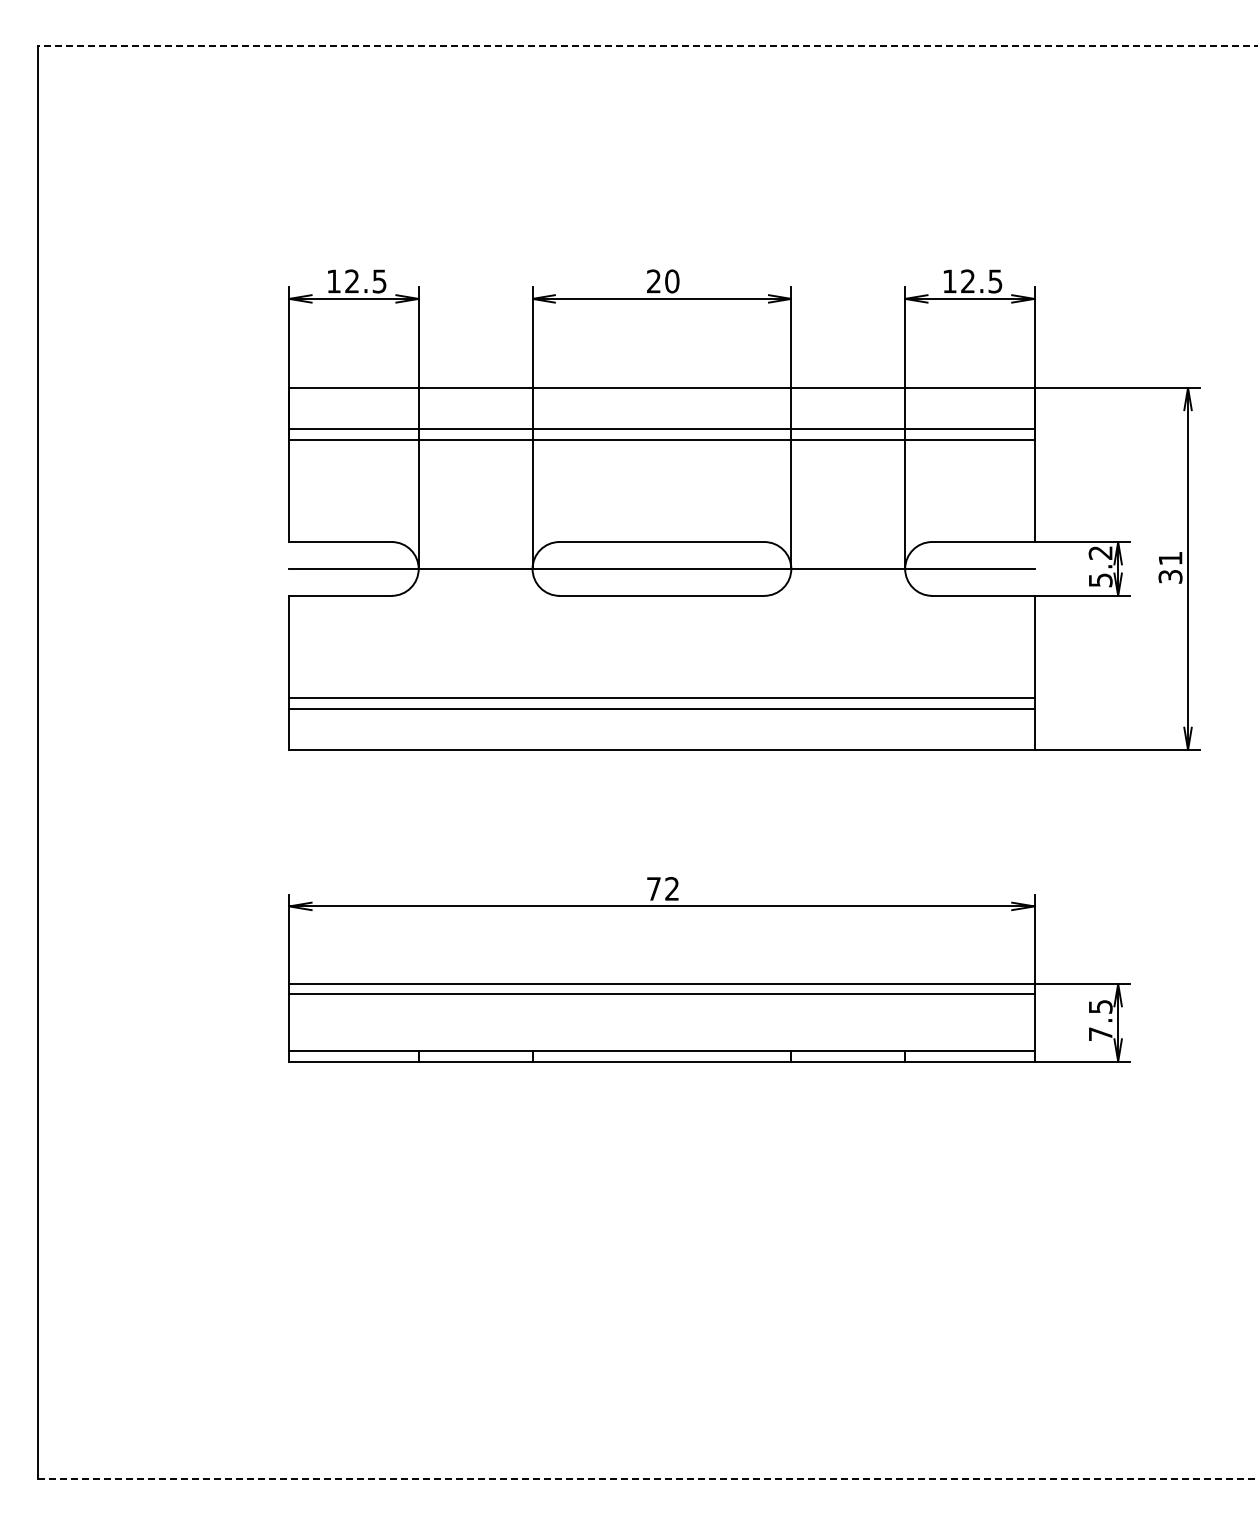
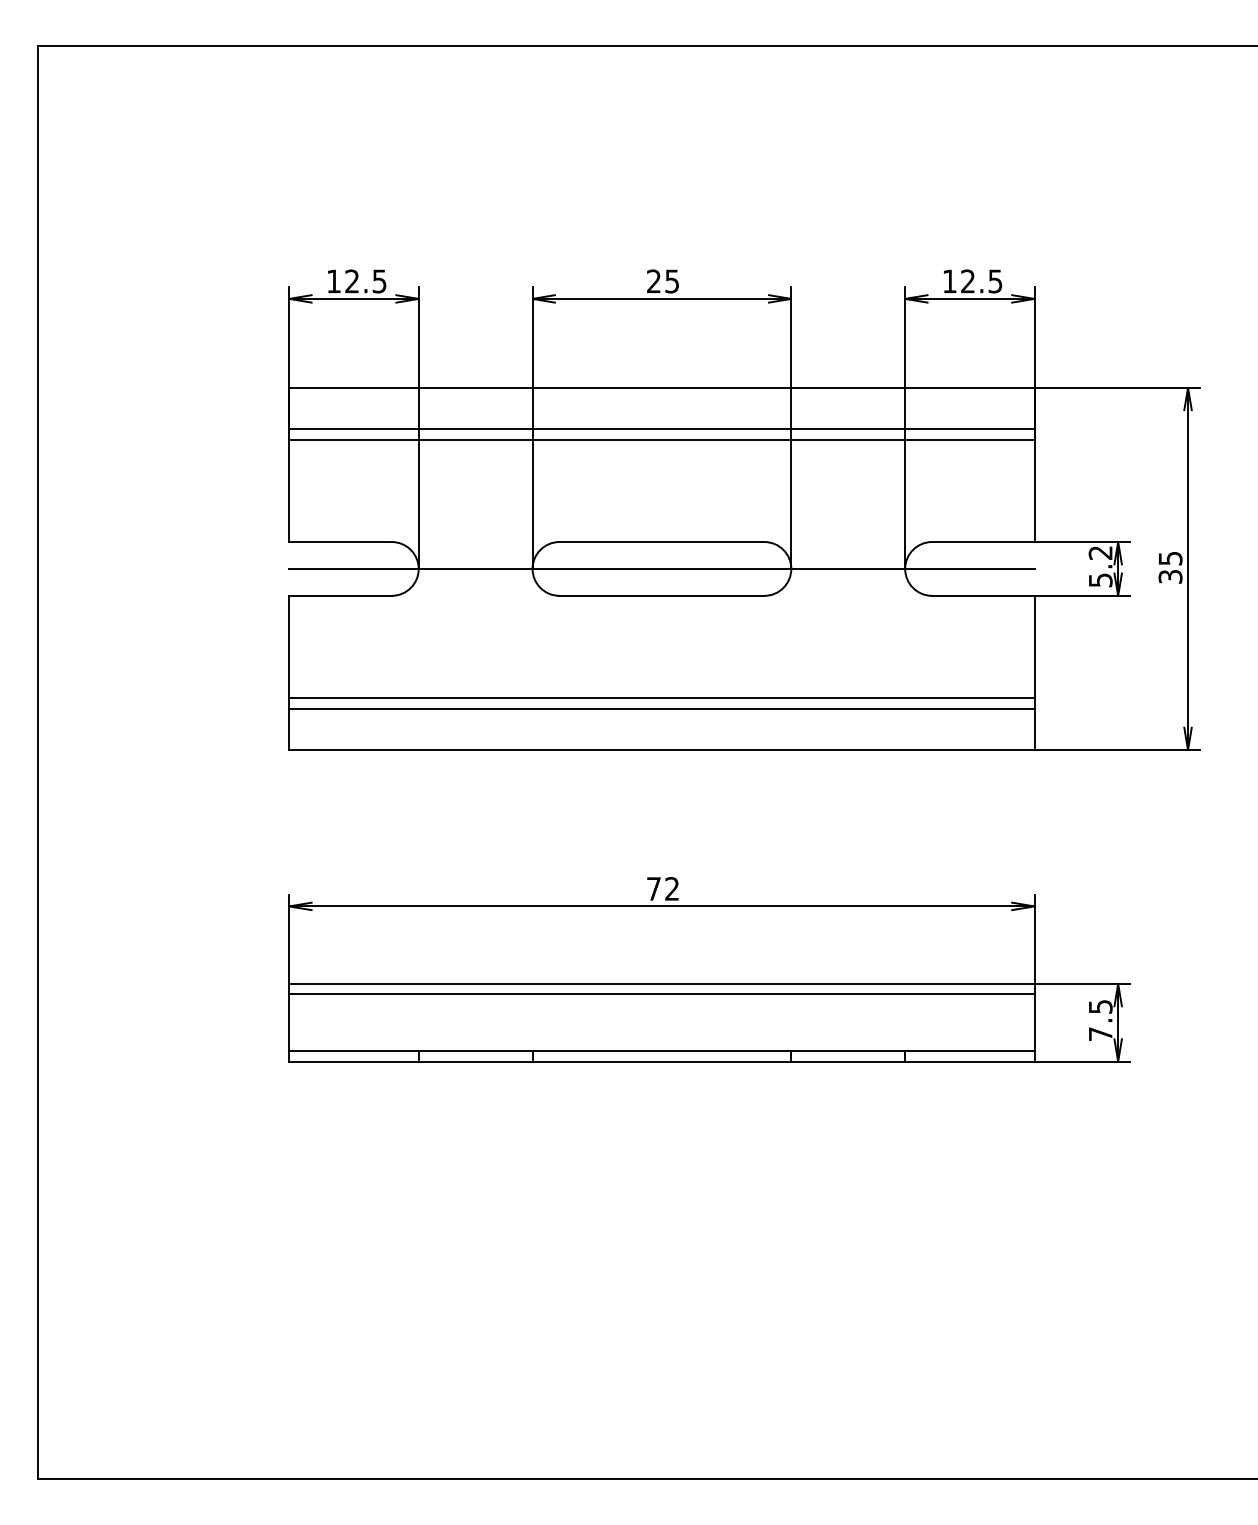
line: dashed -> solid (647, 45)
text: 20 -> 25 (672, 281)
text: 31 -> 35 (1170, 558)
line: dashed -> solid (647, 1479)
